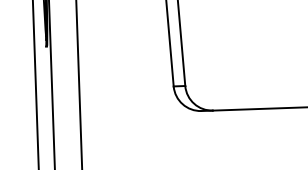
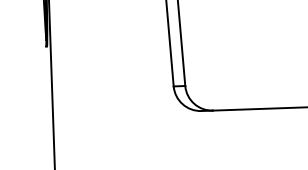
line: present -> none (35, 84)
line: present -> none (79, 84)
